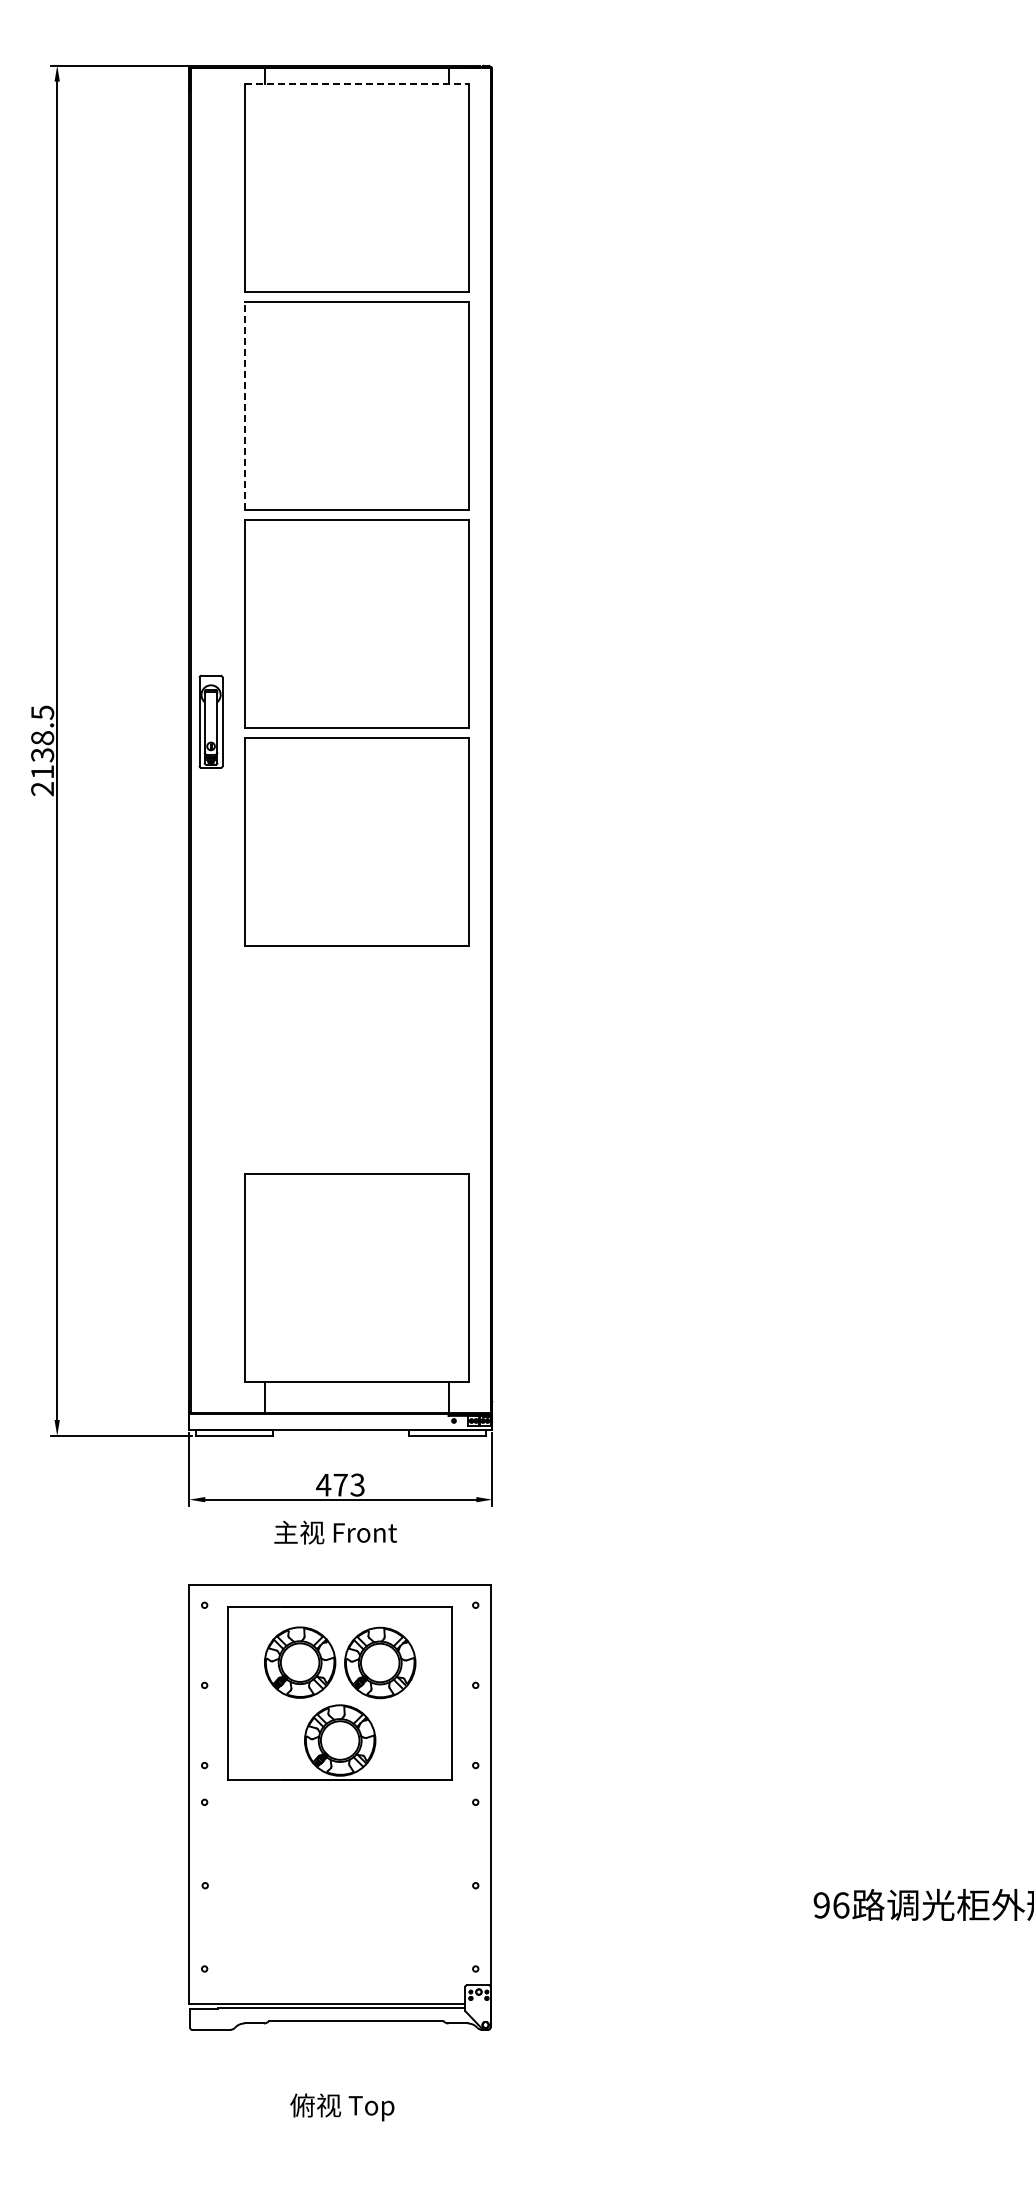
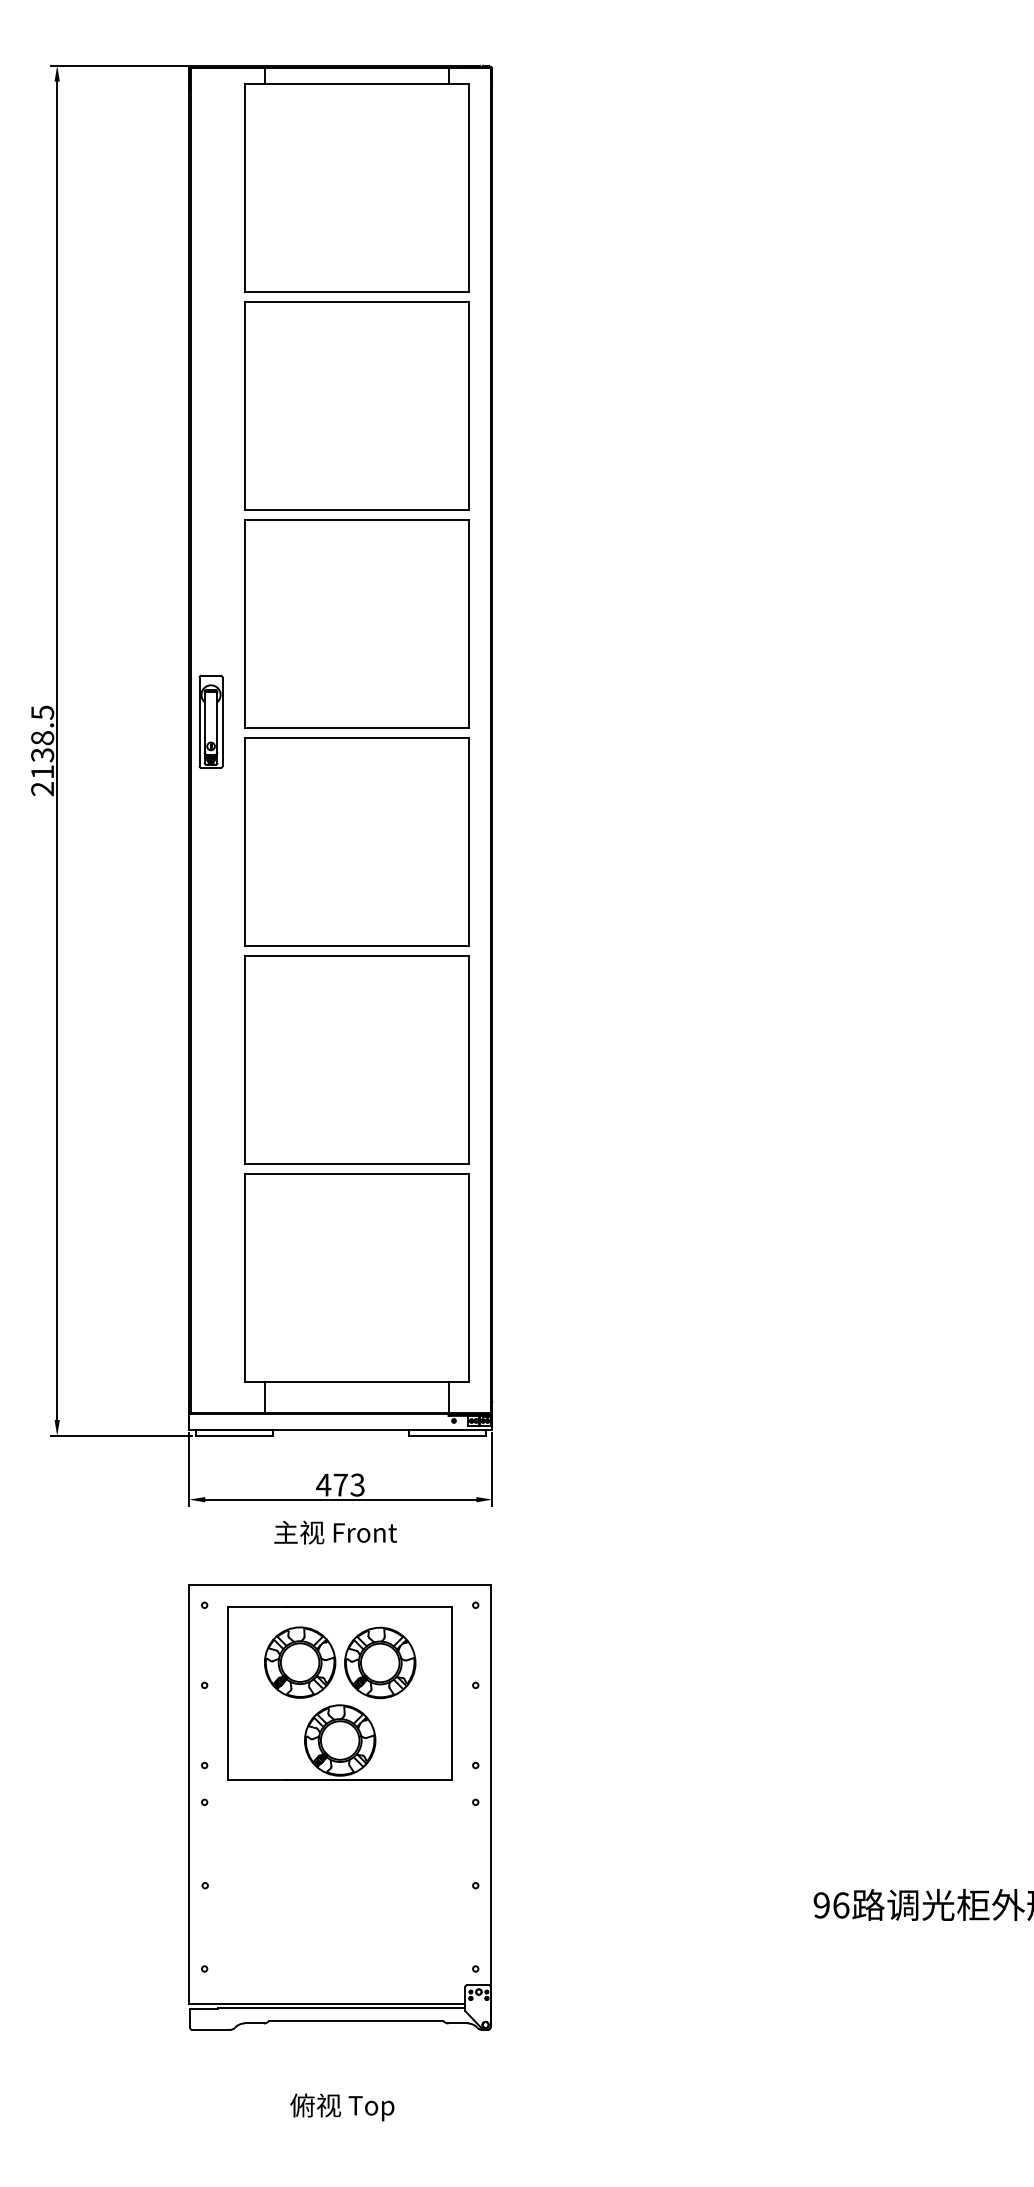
line: dashed -> solid (357, 84)
line: dashed -> solid (244, 405)
part: none -> present (356, 1059)
